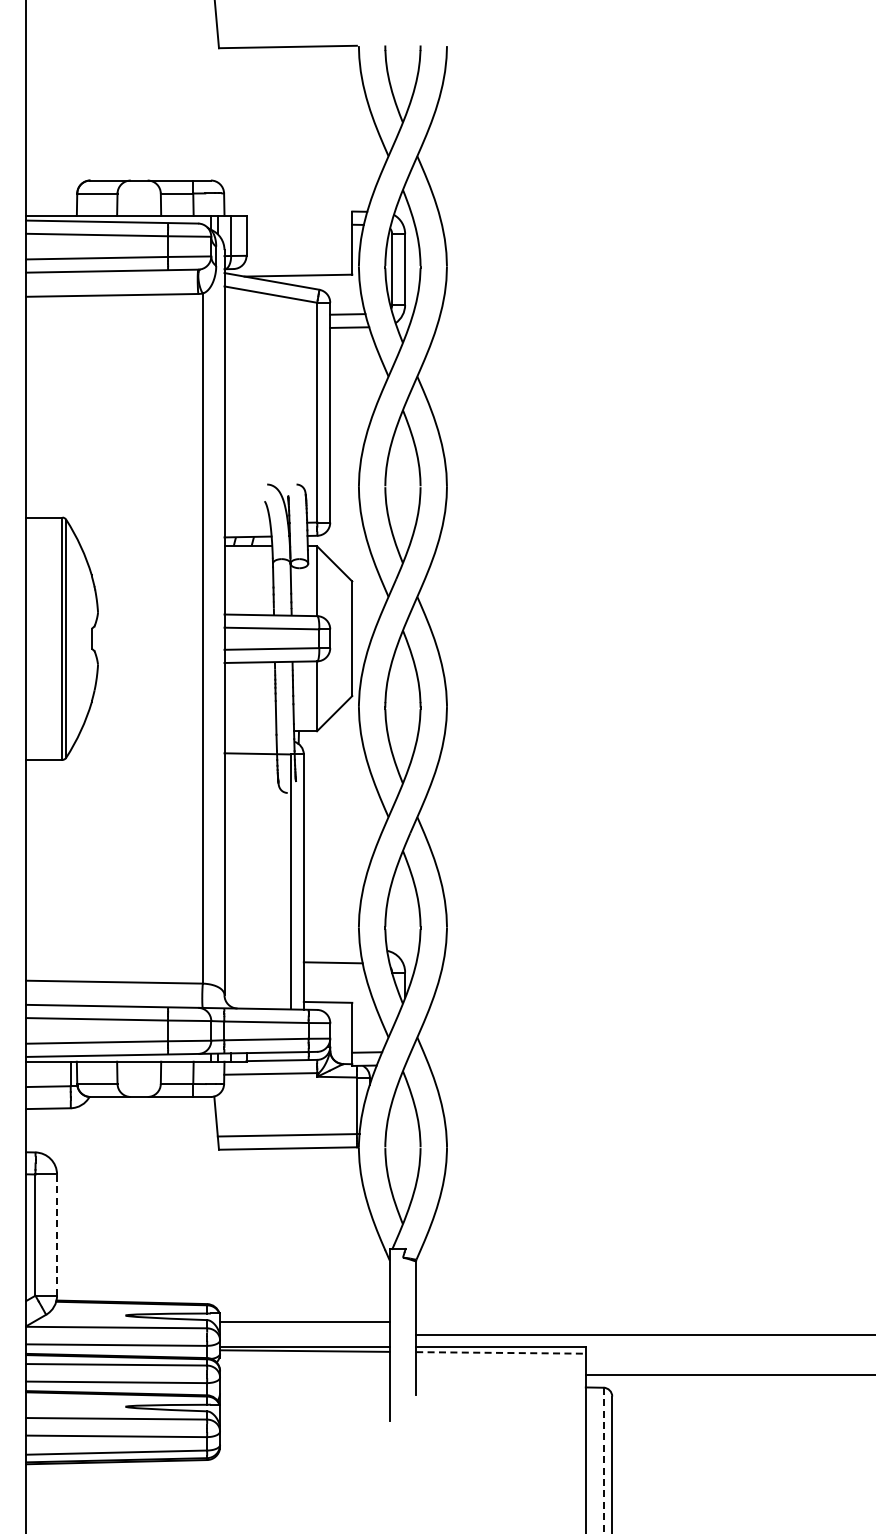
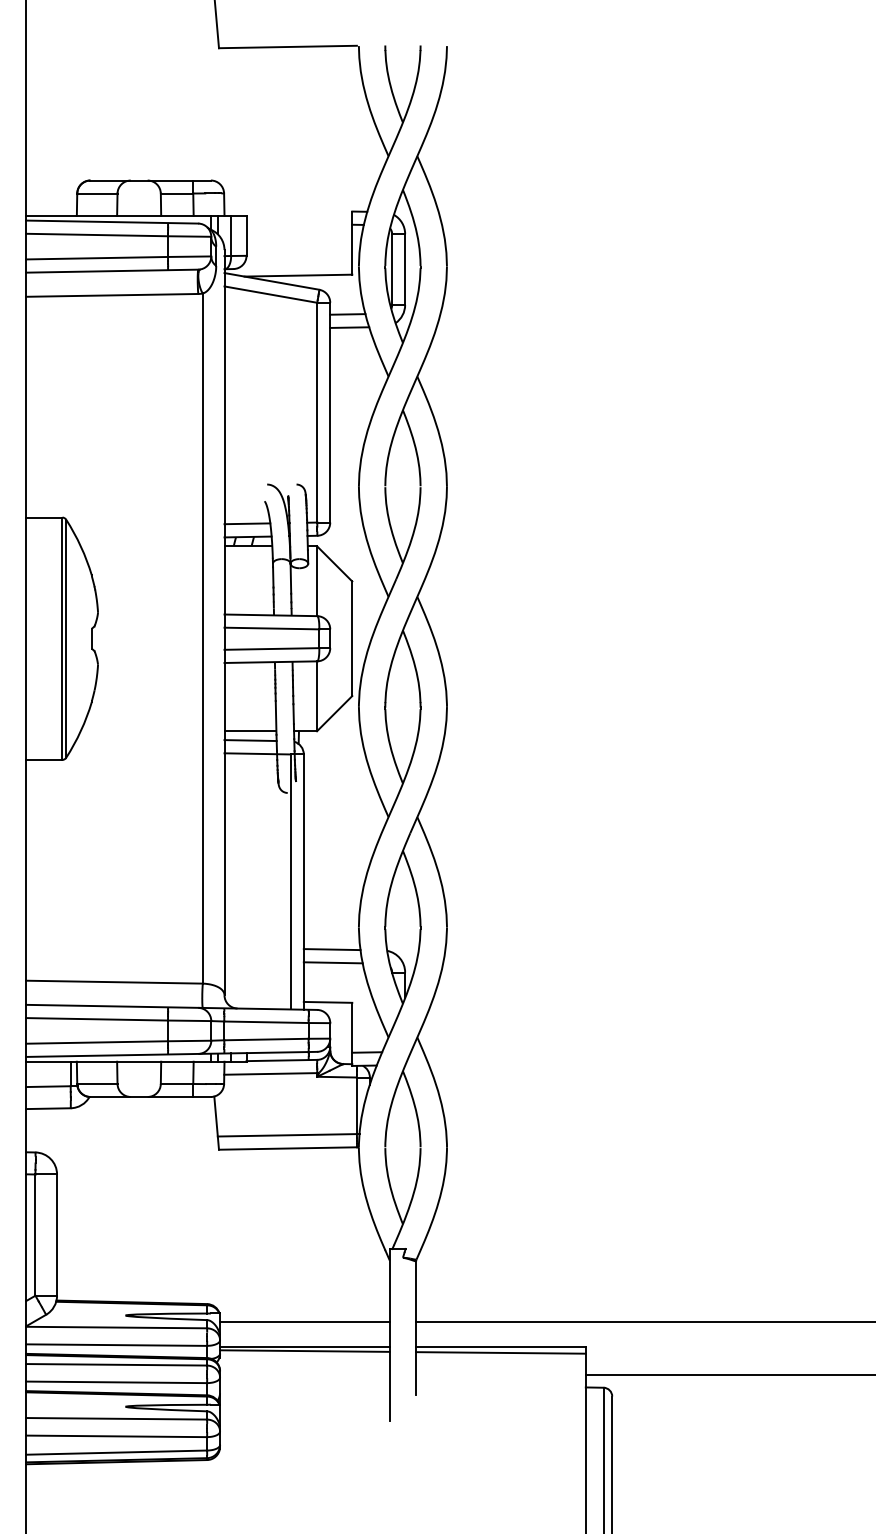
line: none -> present (247, 523)
line: none -> present (250, 731)
line: none -> present (250, 740)
line: none -> present (331, 949)
line: dashed -> solid (57, 1235)
line position: (644, 1334) -> (644, 1321) (644, 1321)
line: dashed -> solid (500, 1352)
line: dashed -> solid (603, 1460)
